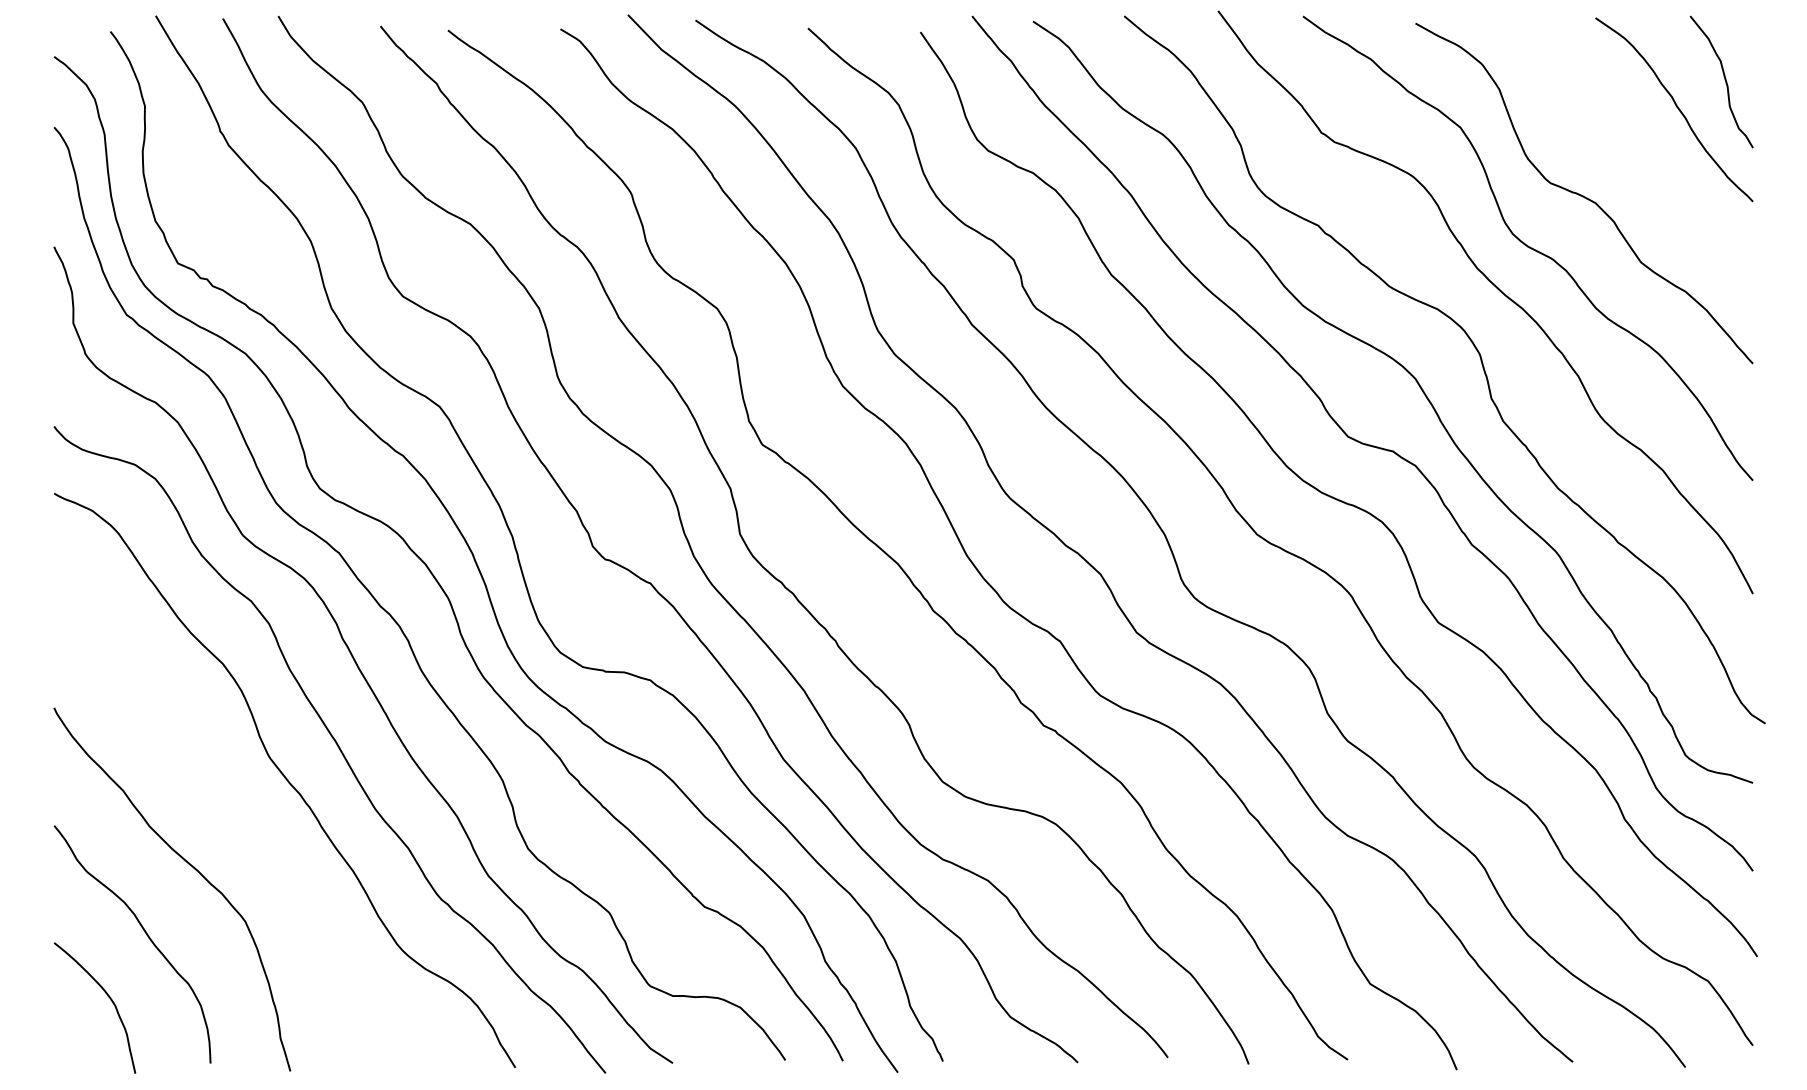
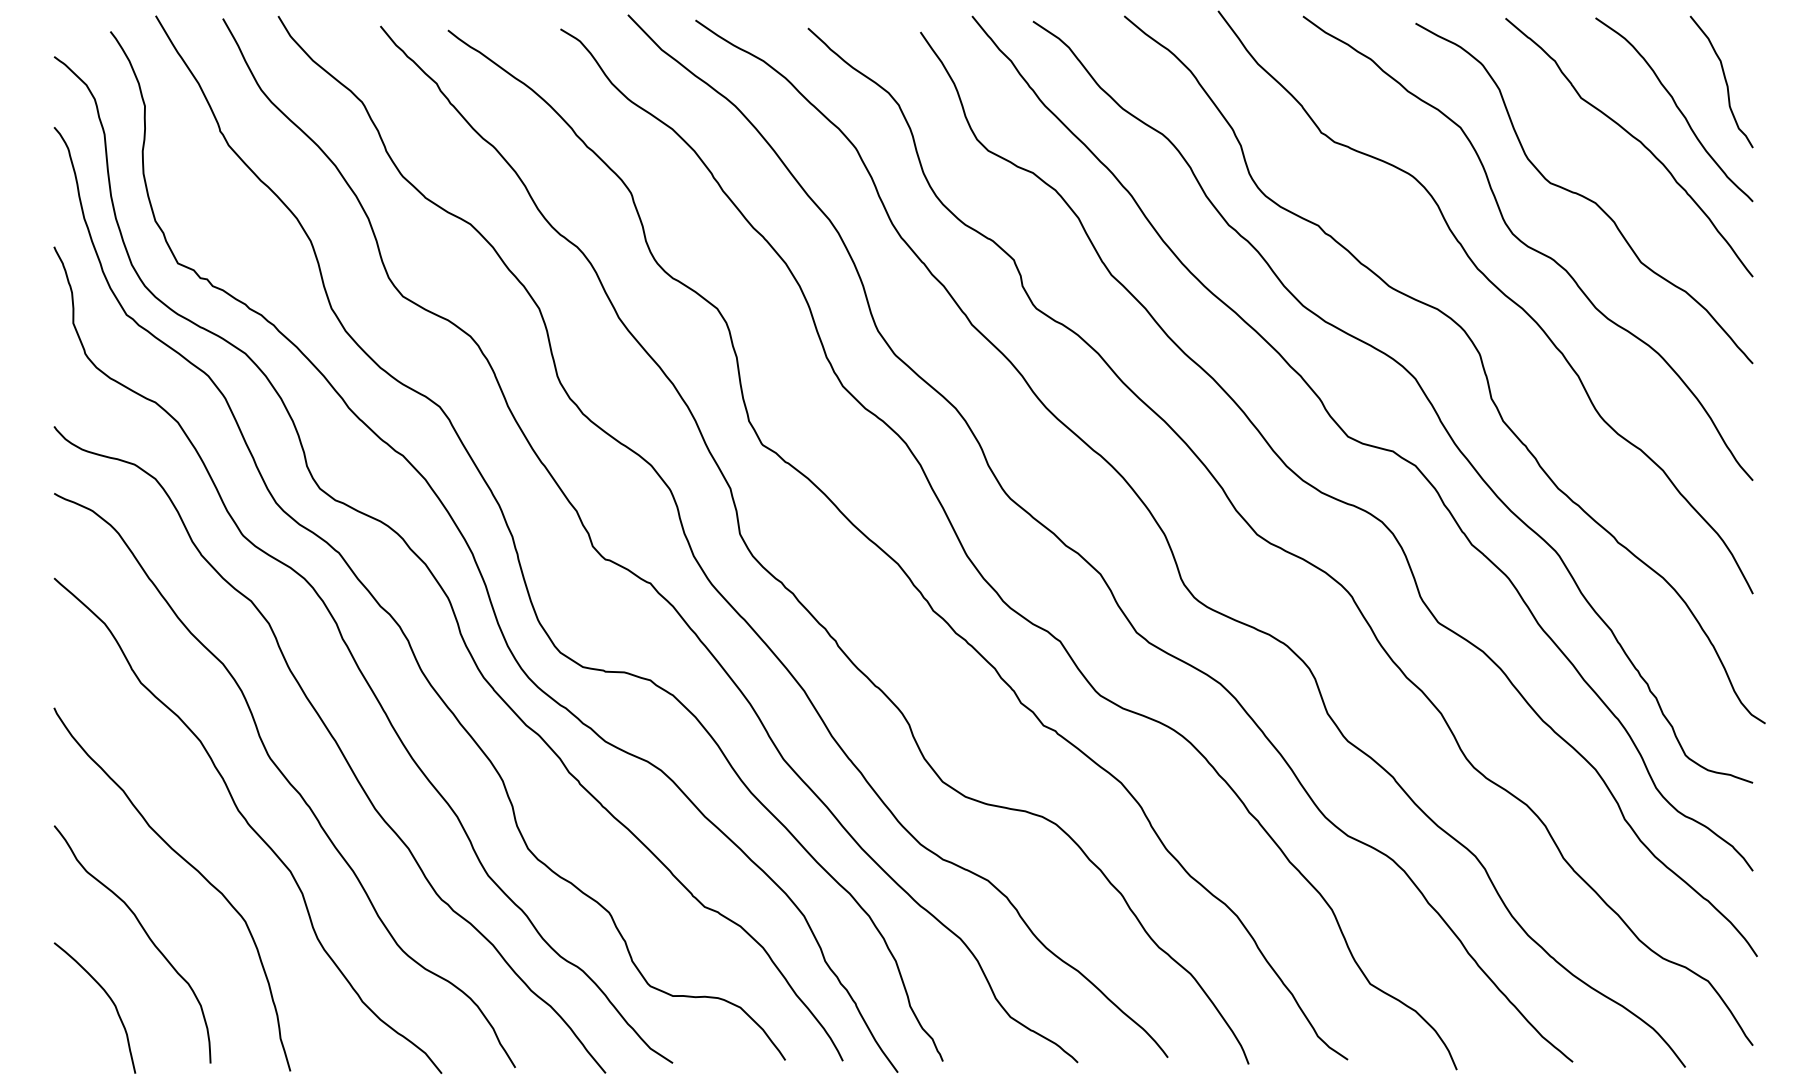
curve: none -> present (1633, 138)
curve: none -> present (247, 824)
